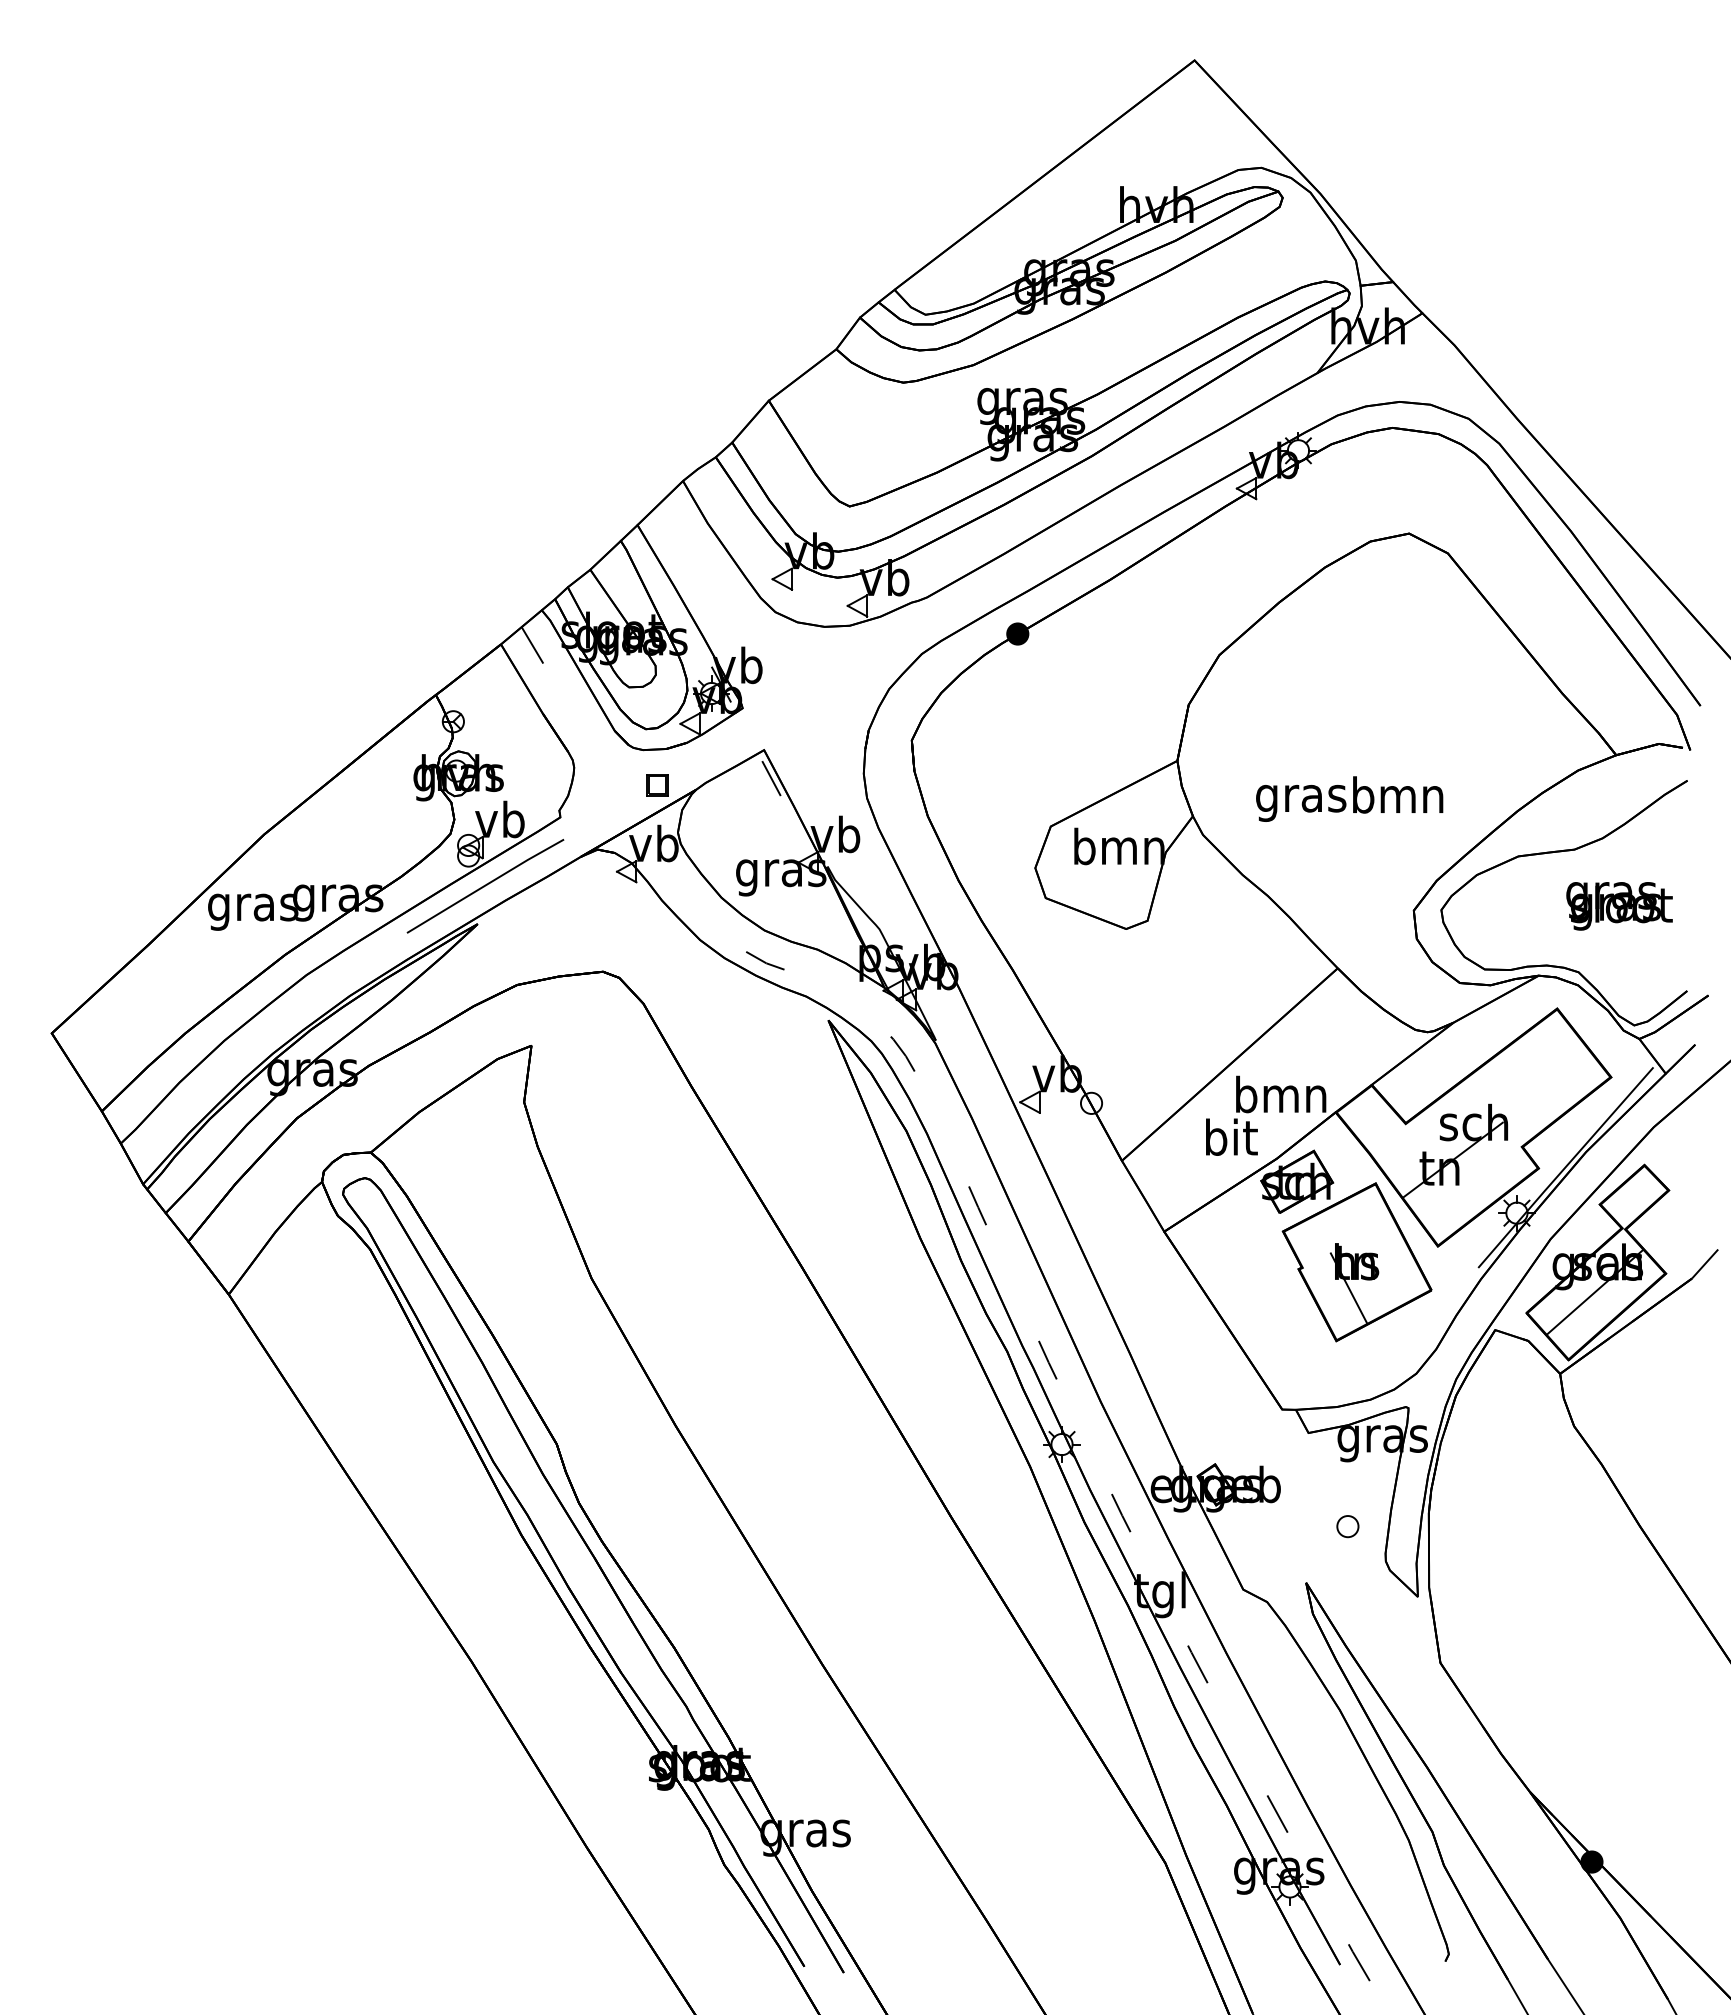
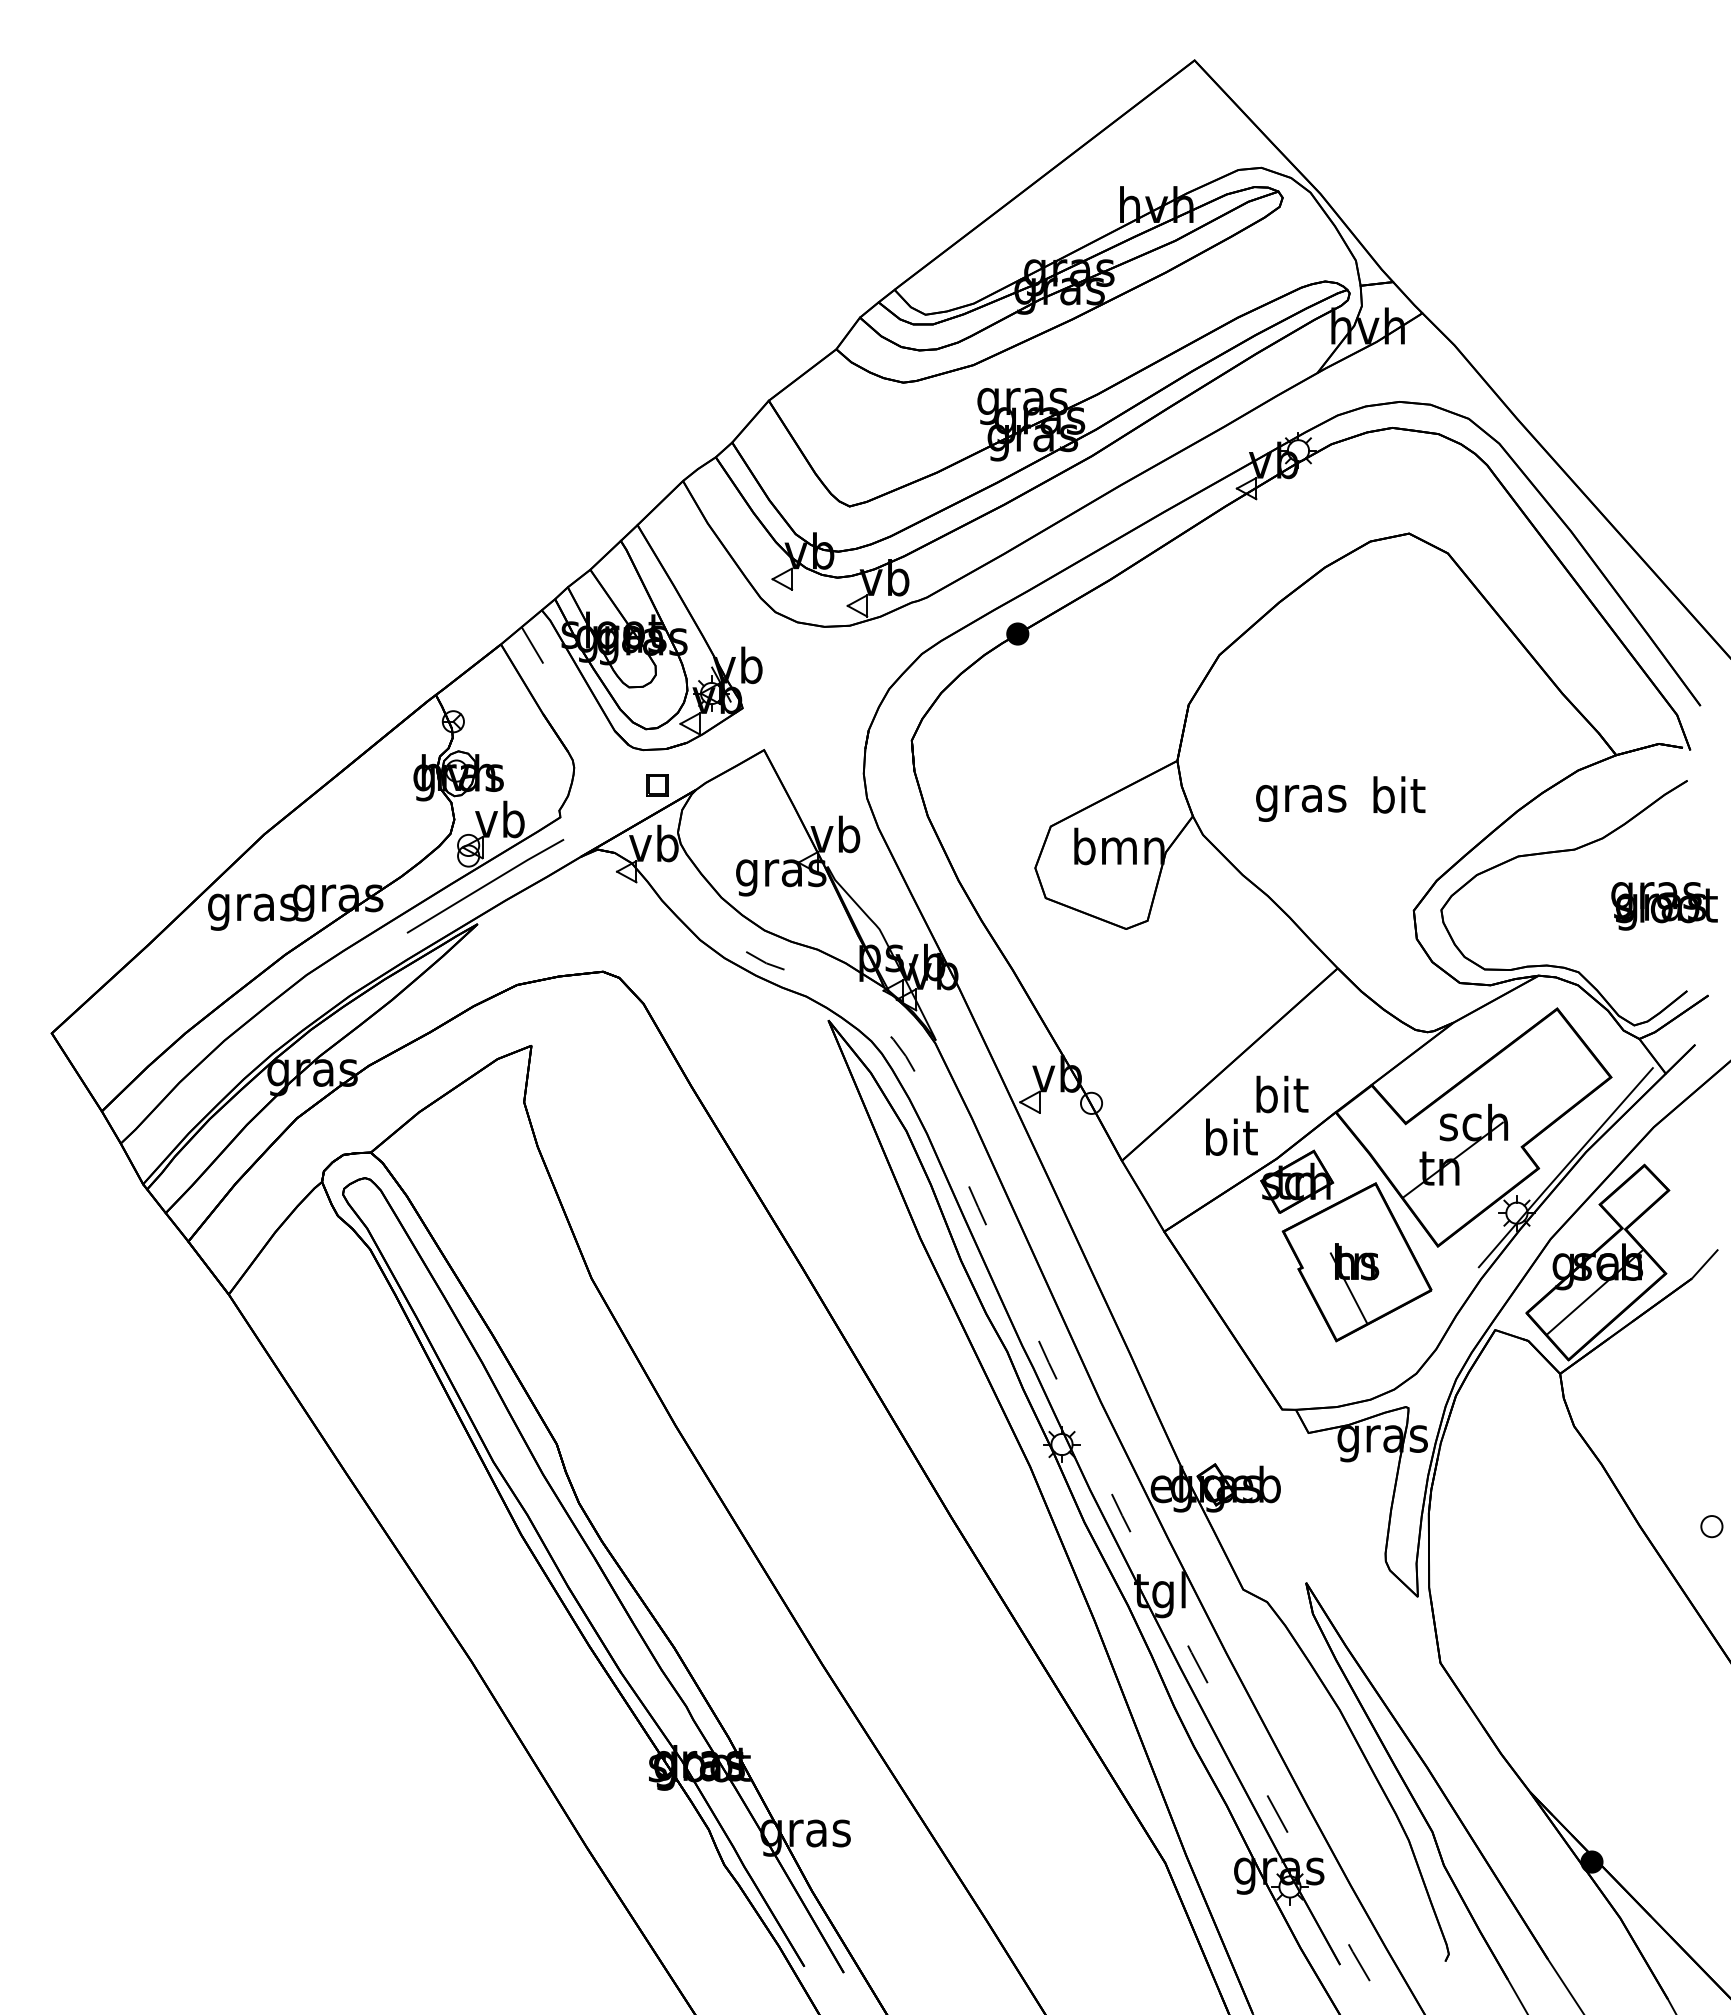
line: present -> none (771, 778)
text: bmn -> bit (1398, 794)
text position: (1619, 906) -> (1664, 906) (1664, 906)
text: bmn -> bit (1281, 1094)
part position: (1347, 1526) -> (1711, 1526) (1711, 1526)
